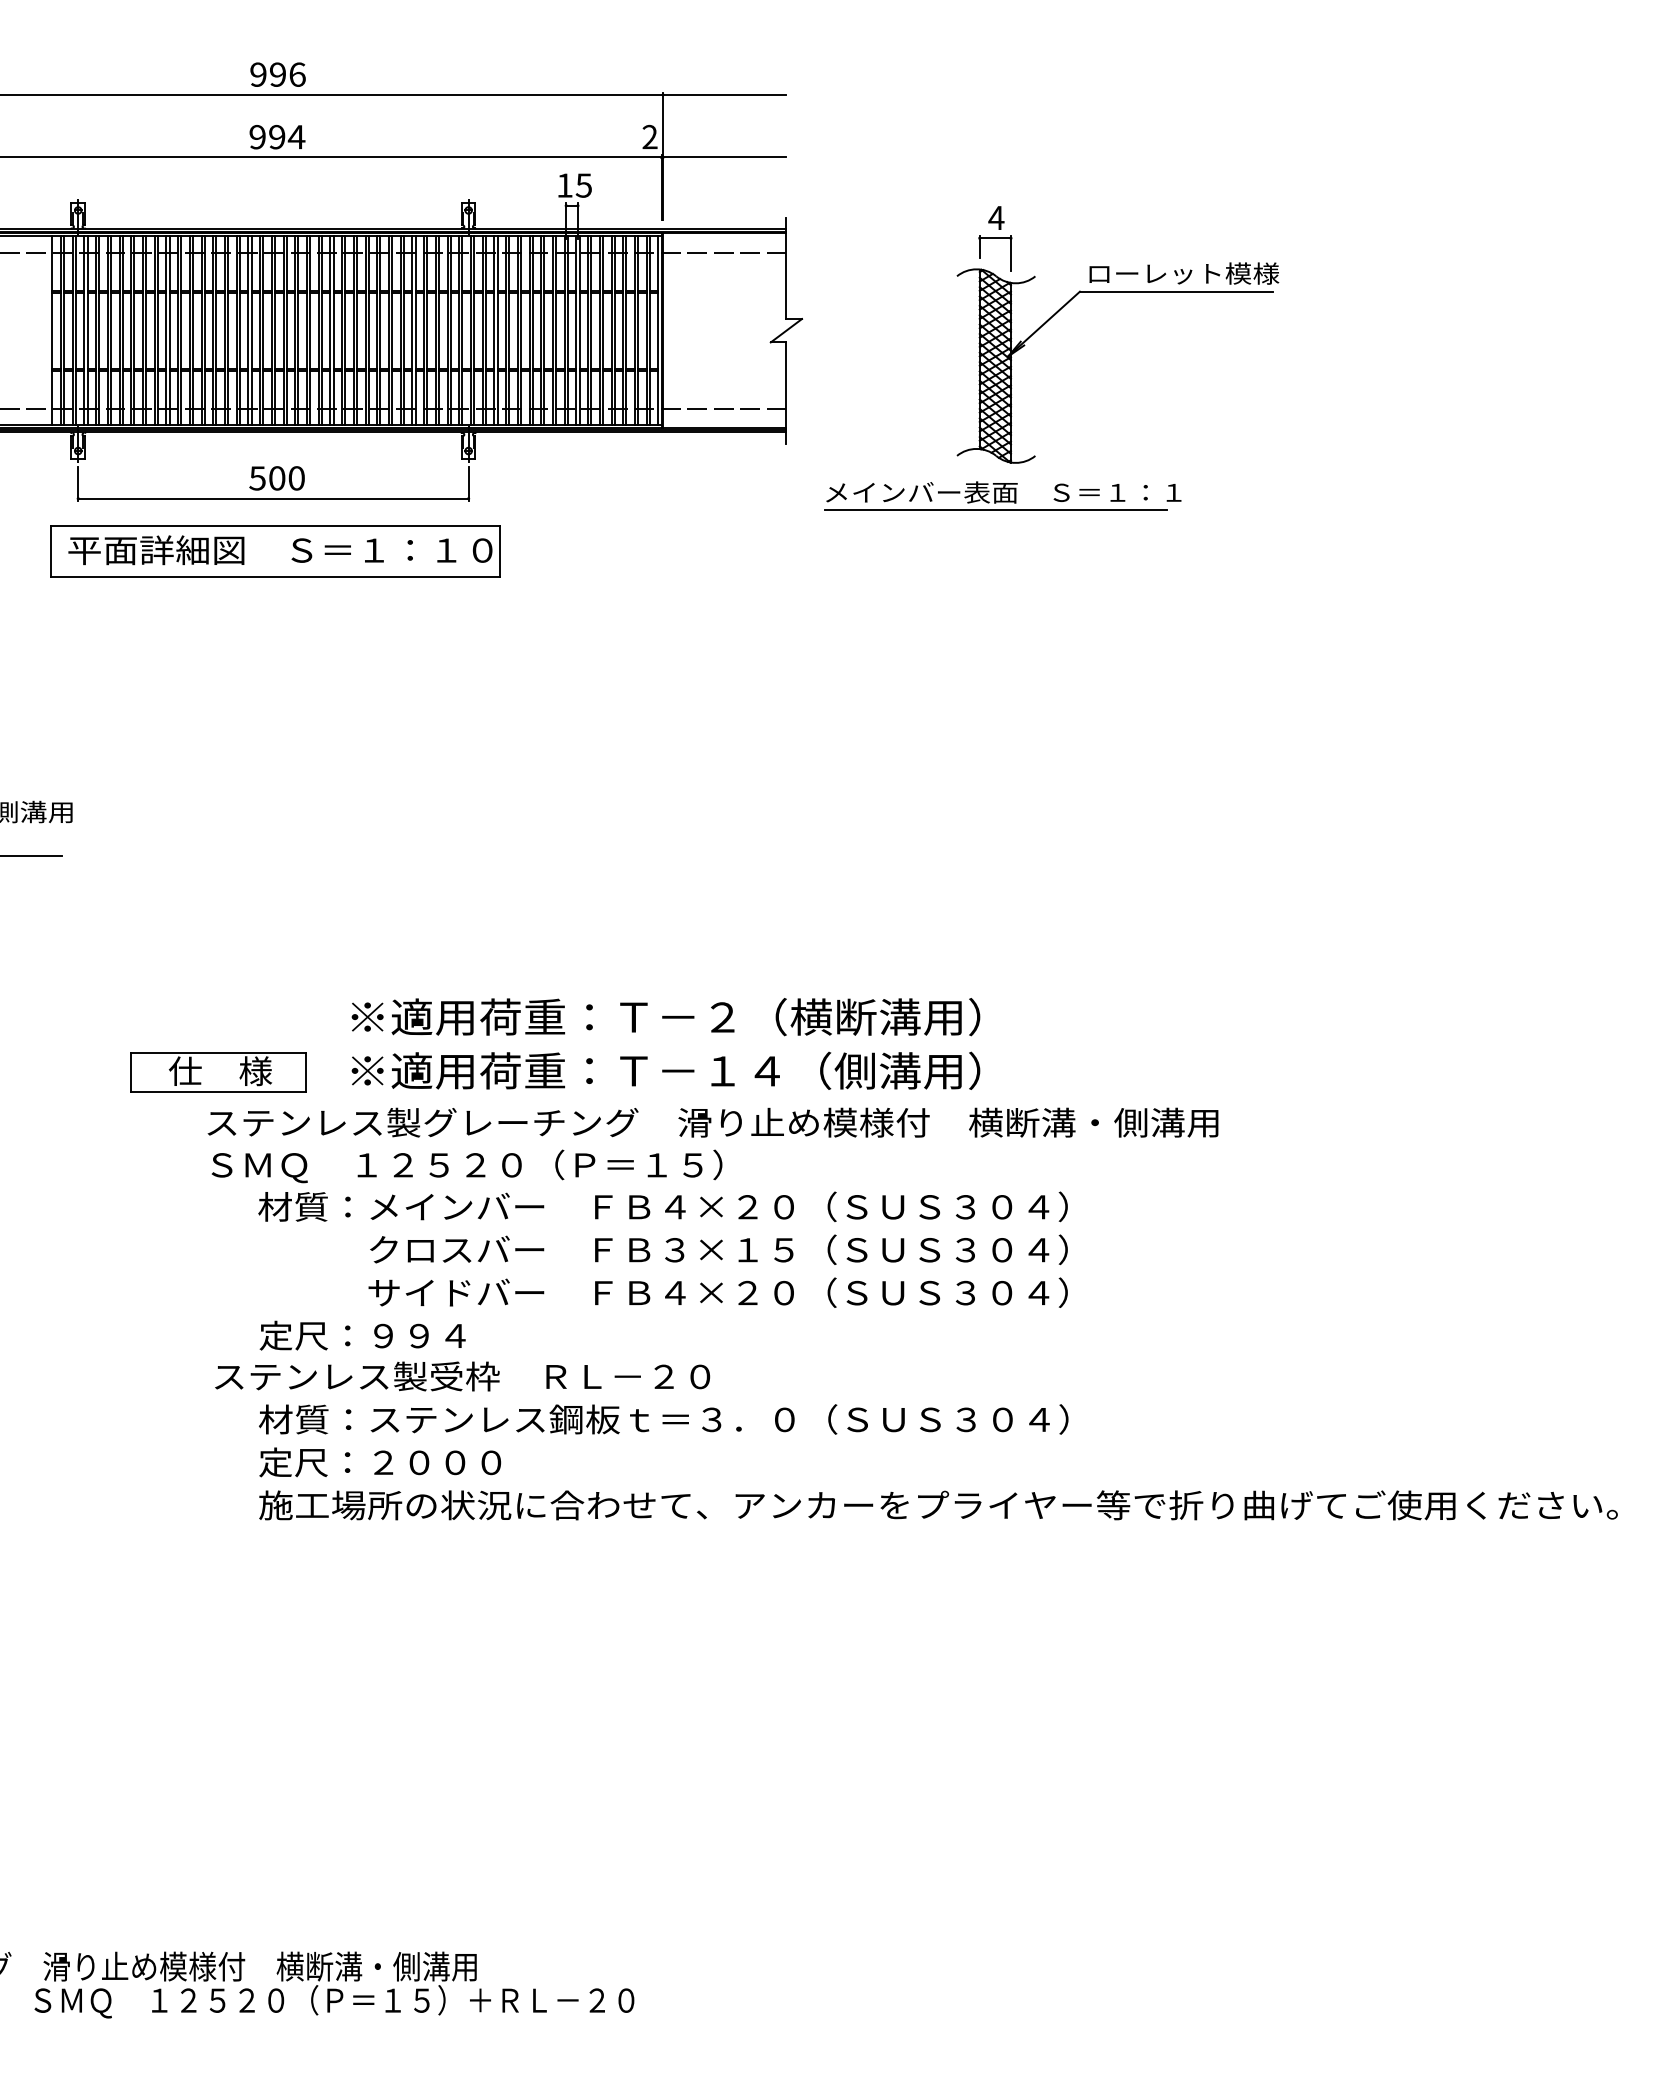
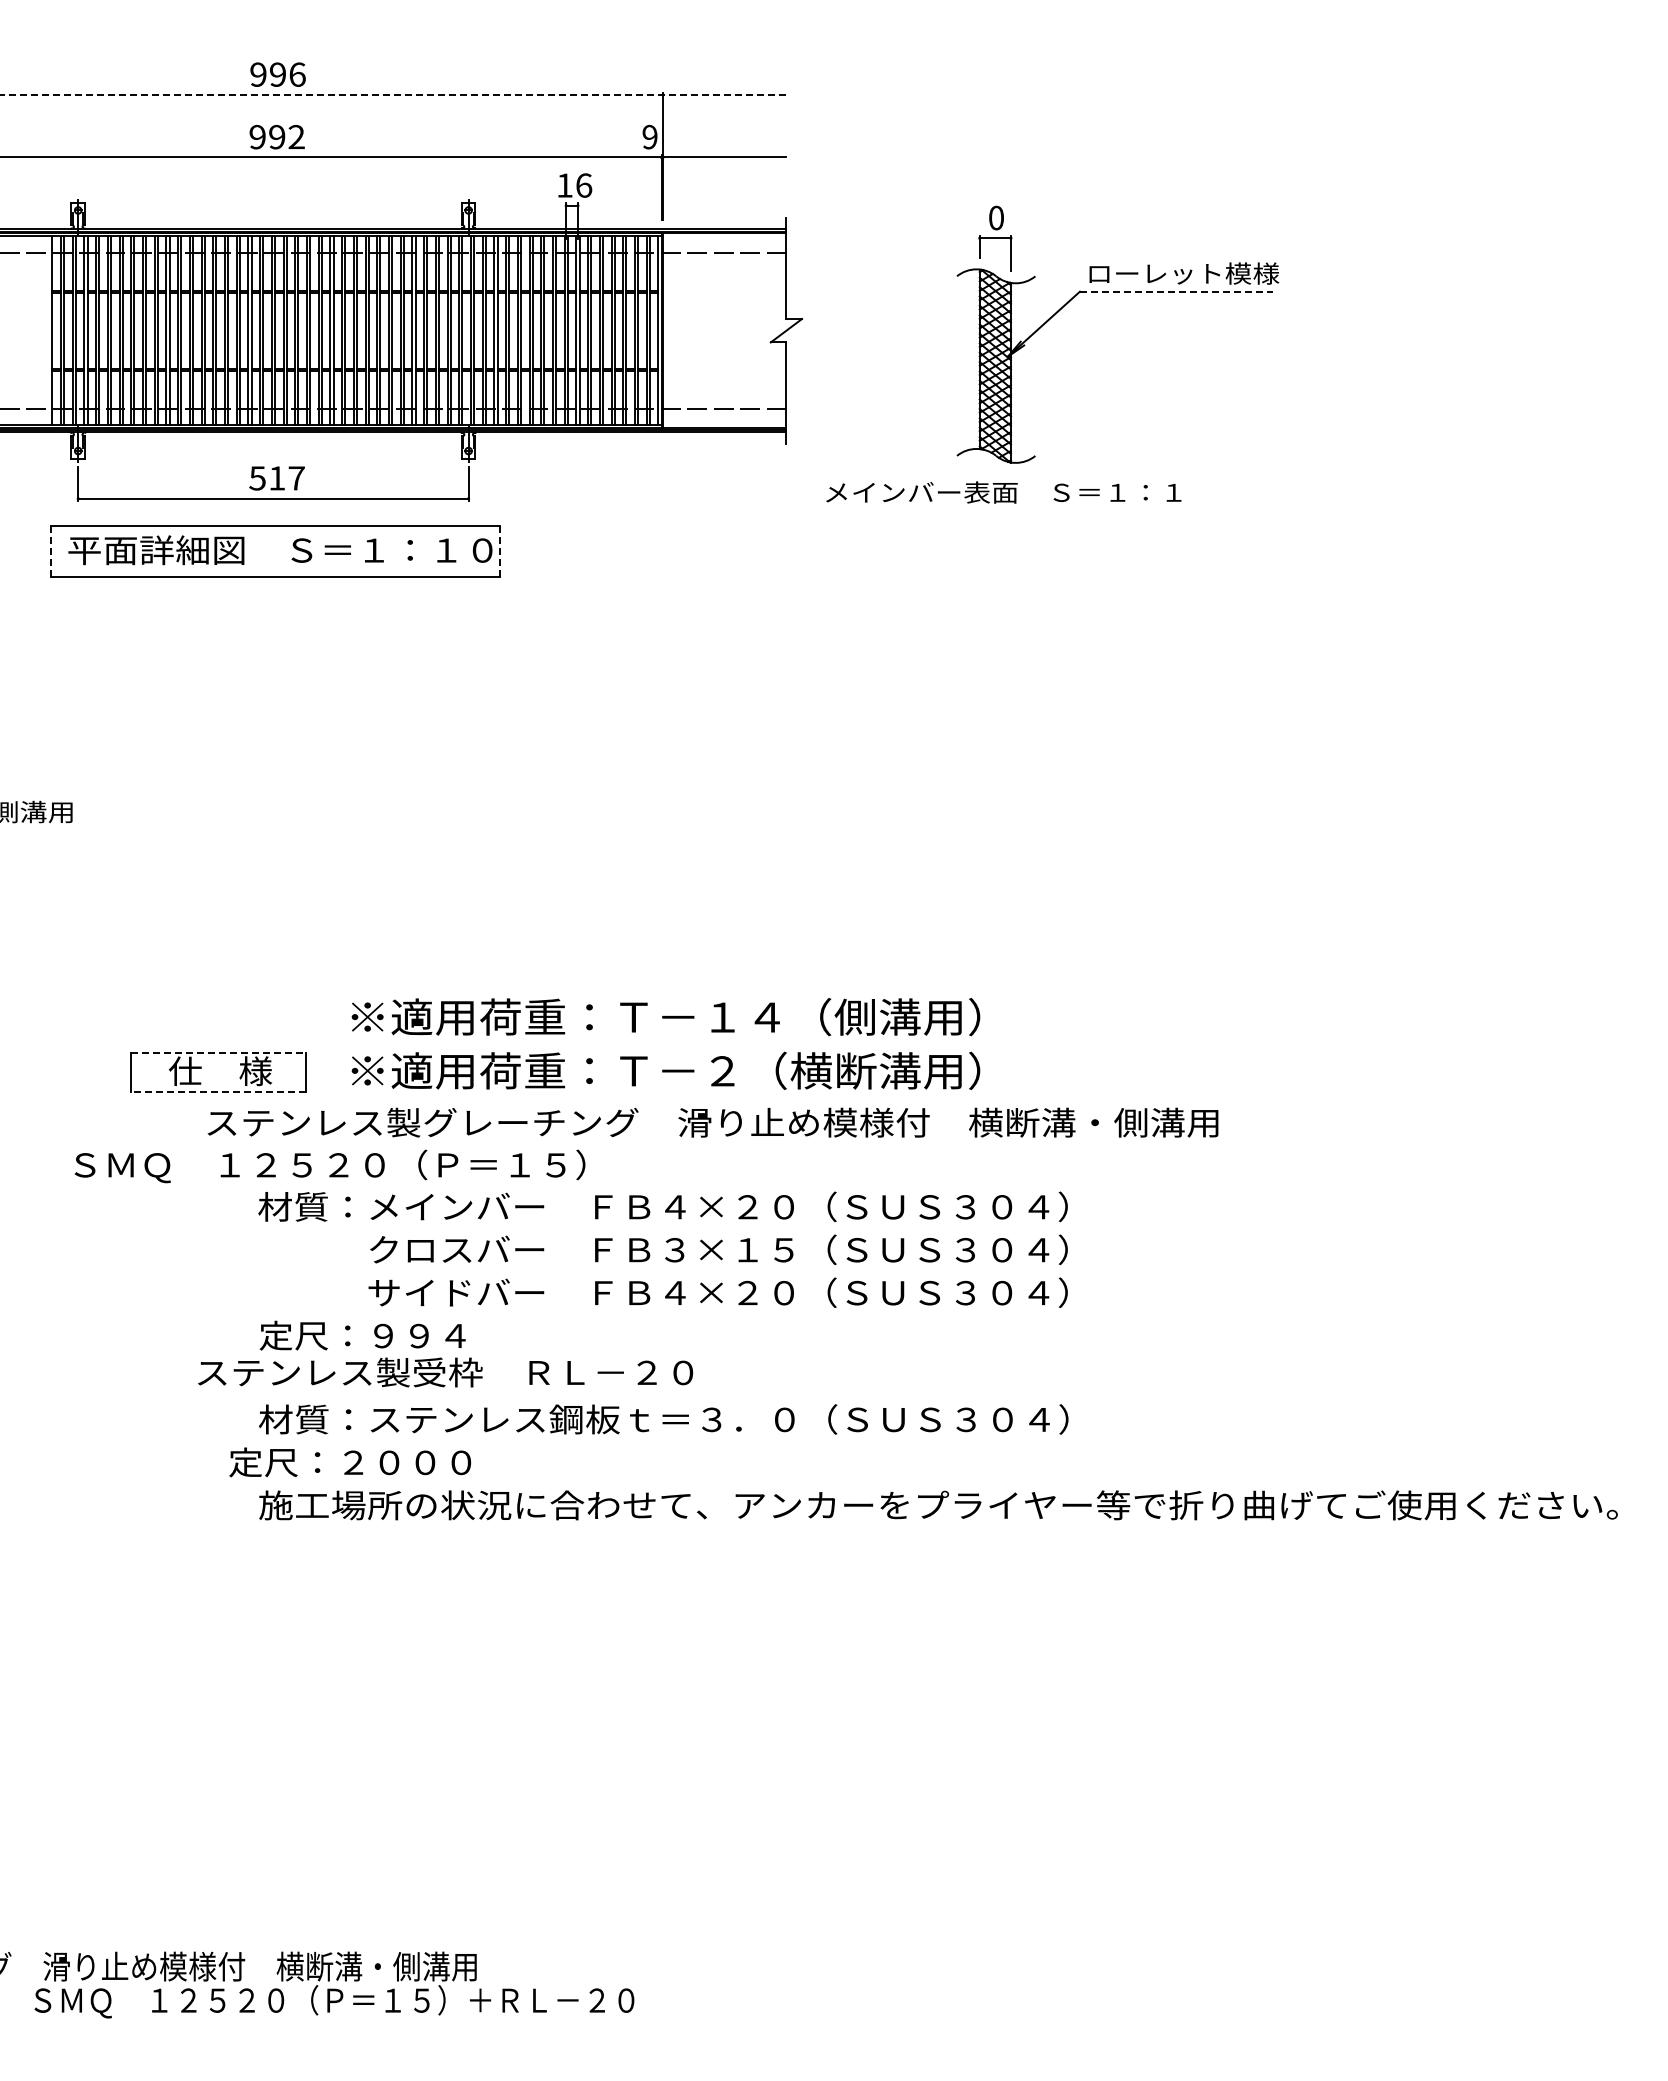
line: solid -> dashed (393, 94)
text: 994 -> 992 (296, 136)
text: 2 -> 9 (649, 137)
text: 15 -> 16 (583, 185)
text: 4 -> 0 (996, 217)
line: solid -> dashed (1176, 291)
text: 500 -> 517 (286, 478)
line: present -> none (996, 510)
line: solid -> dashed (50, 550)
line: solid -> dashed (499, 551)
line: present -> none (32, 855)
text: ※適用荷重：Ｔ－２（横断溝用） -> ※適用荷重：Ｔ－１４（側溝用） (793, 1017)
line: solid -> dashed (218, 1052)
text: ※適用荷重：Ｔ－１４（側溝用） -> ※適用荷重：Ｔ－２（横断溝用） (793, 1070)
line: solid -> dashed (218, 1091)
text position: (466, 1166) -> (329, 1166) (329, 1166)
text position: (462, 1376) -> (445, 1372) (445, 1372)
text position: (380, 1462) -> (350, 1462) (350, 1462)
